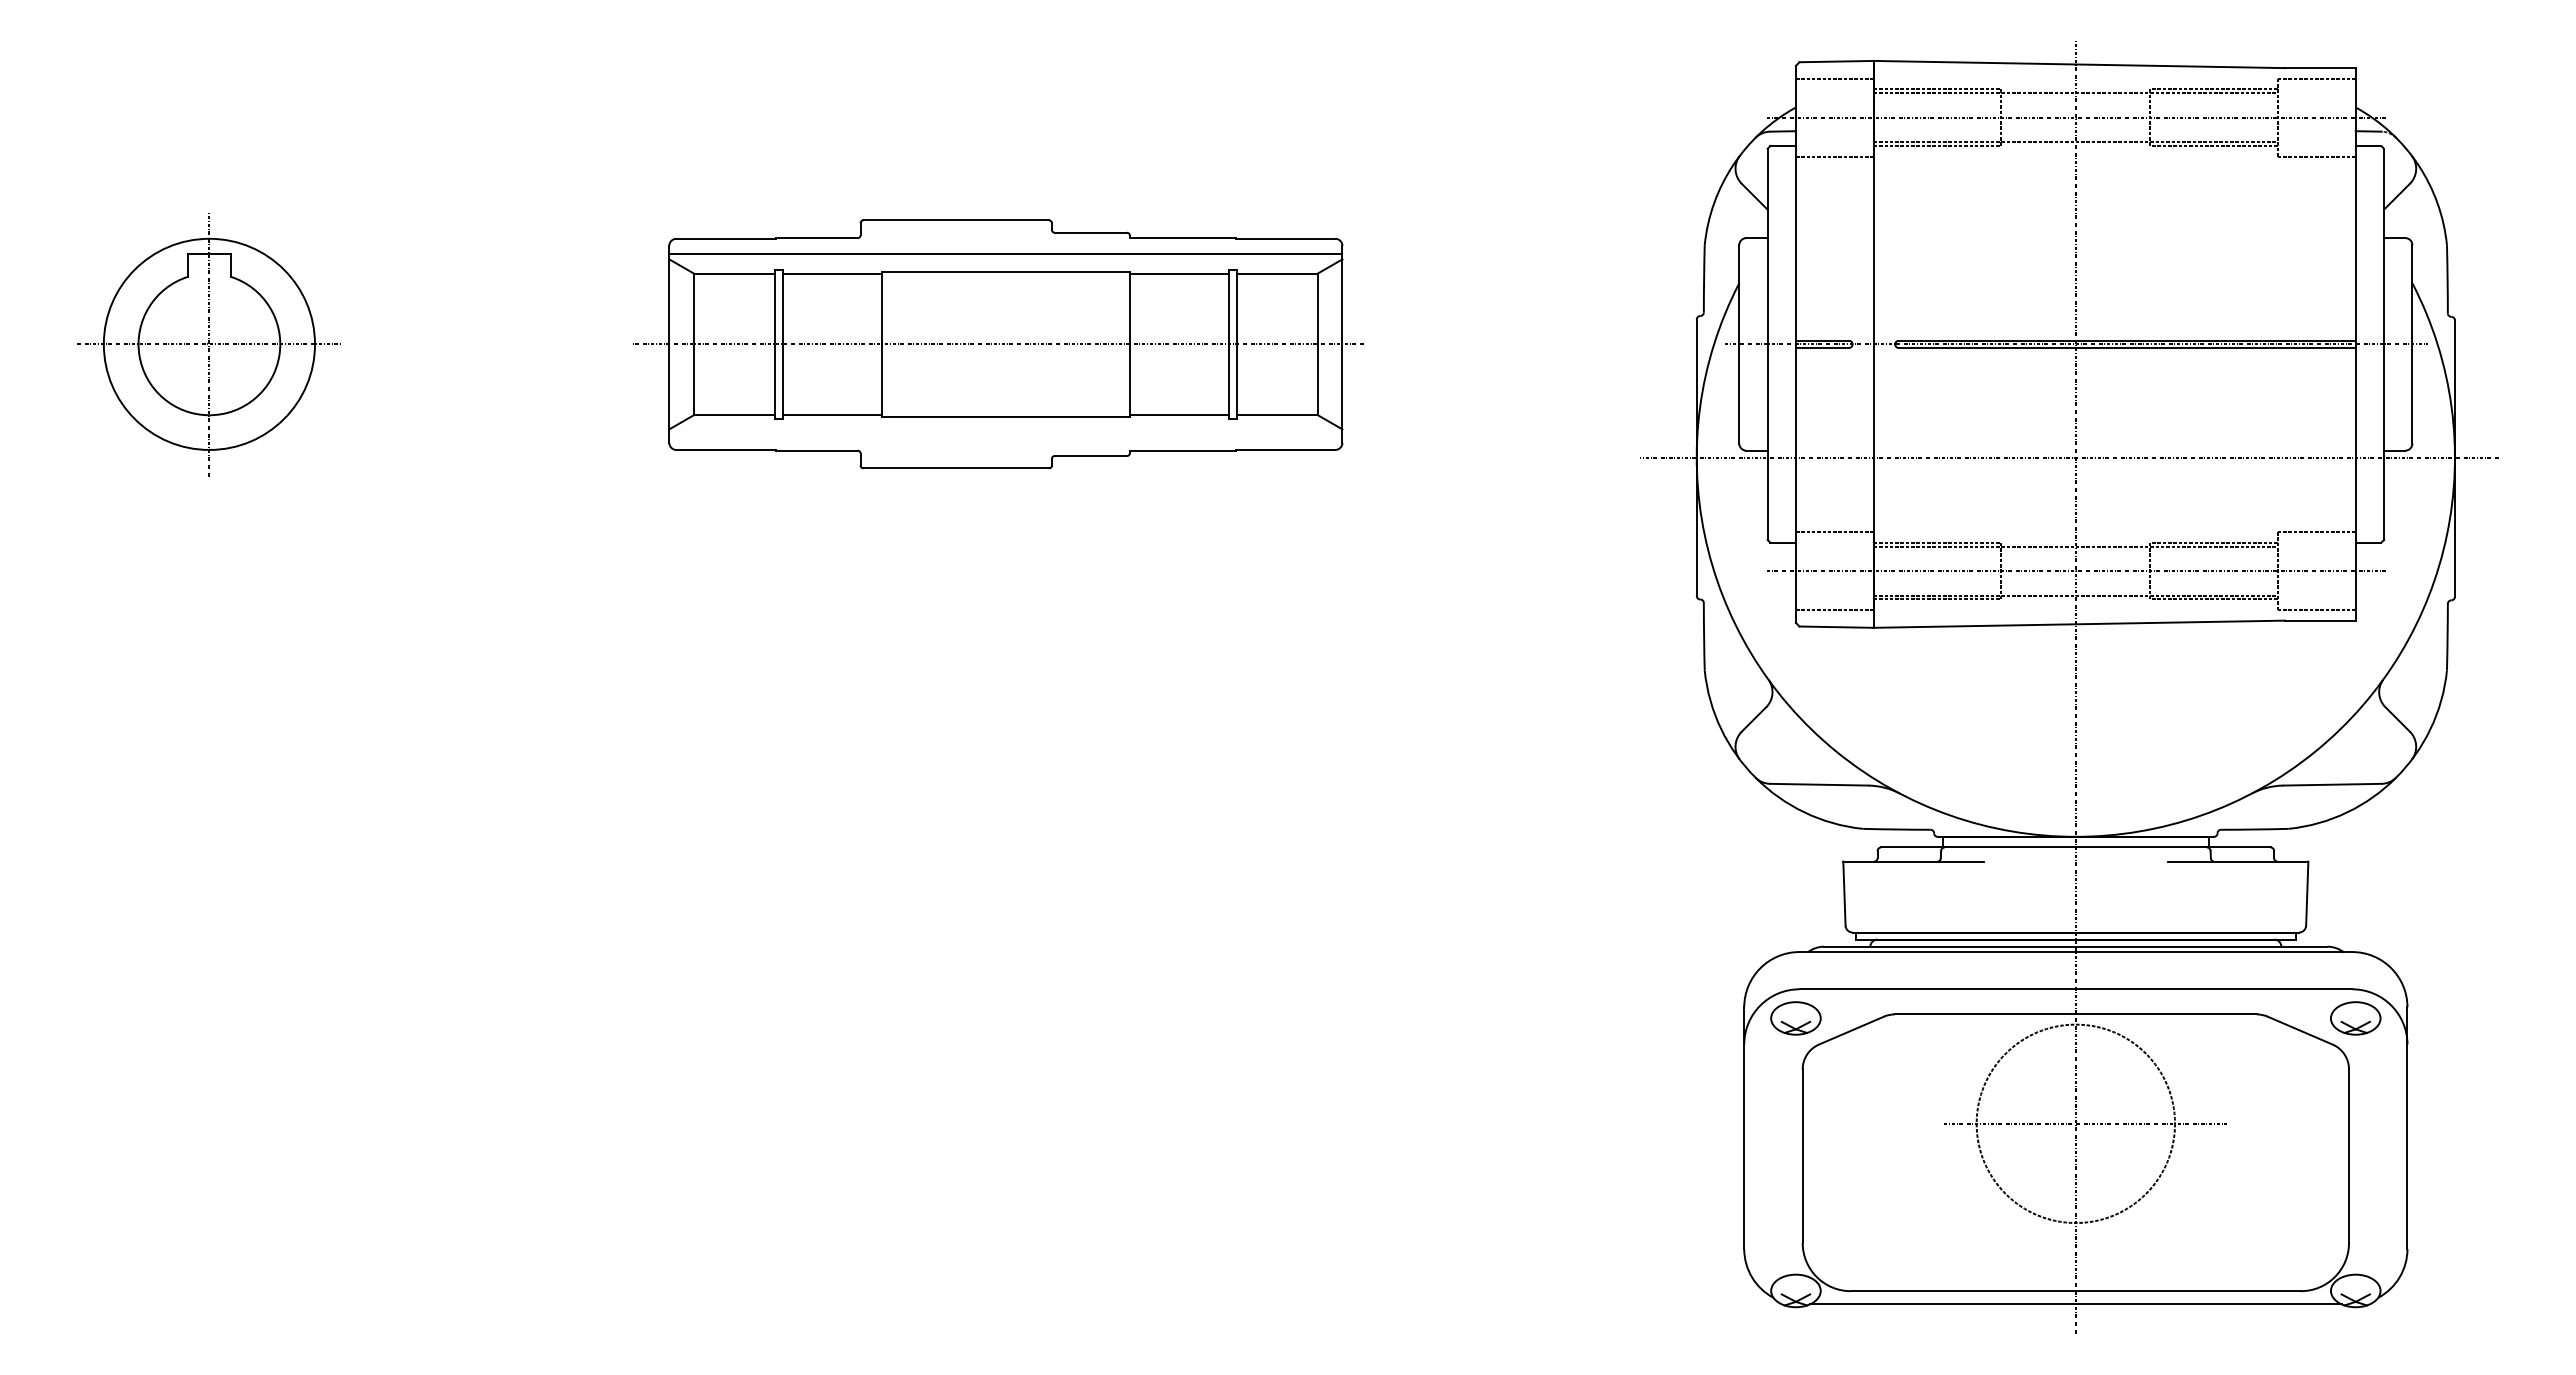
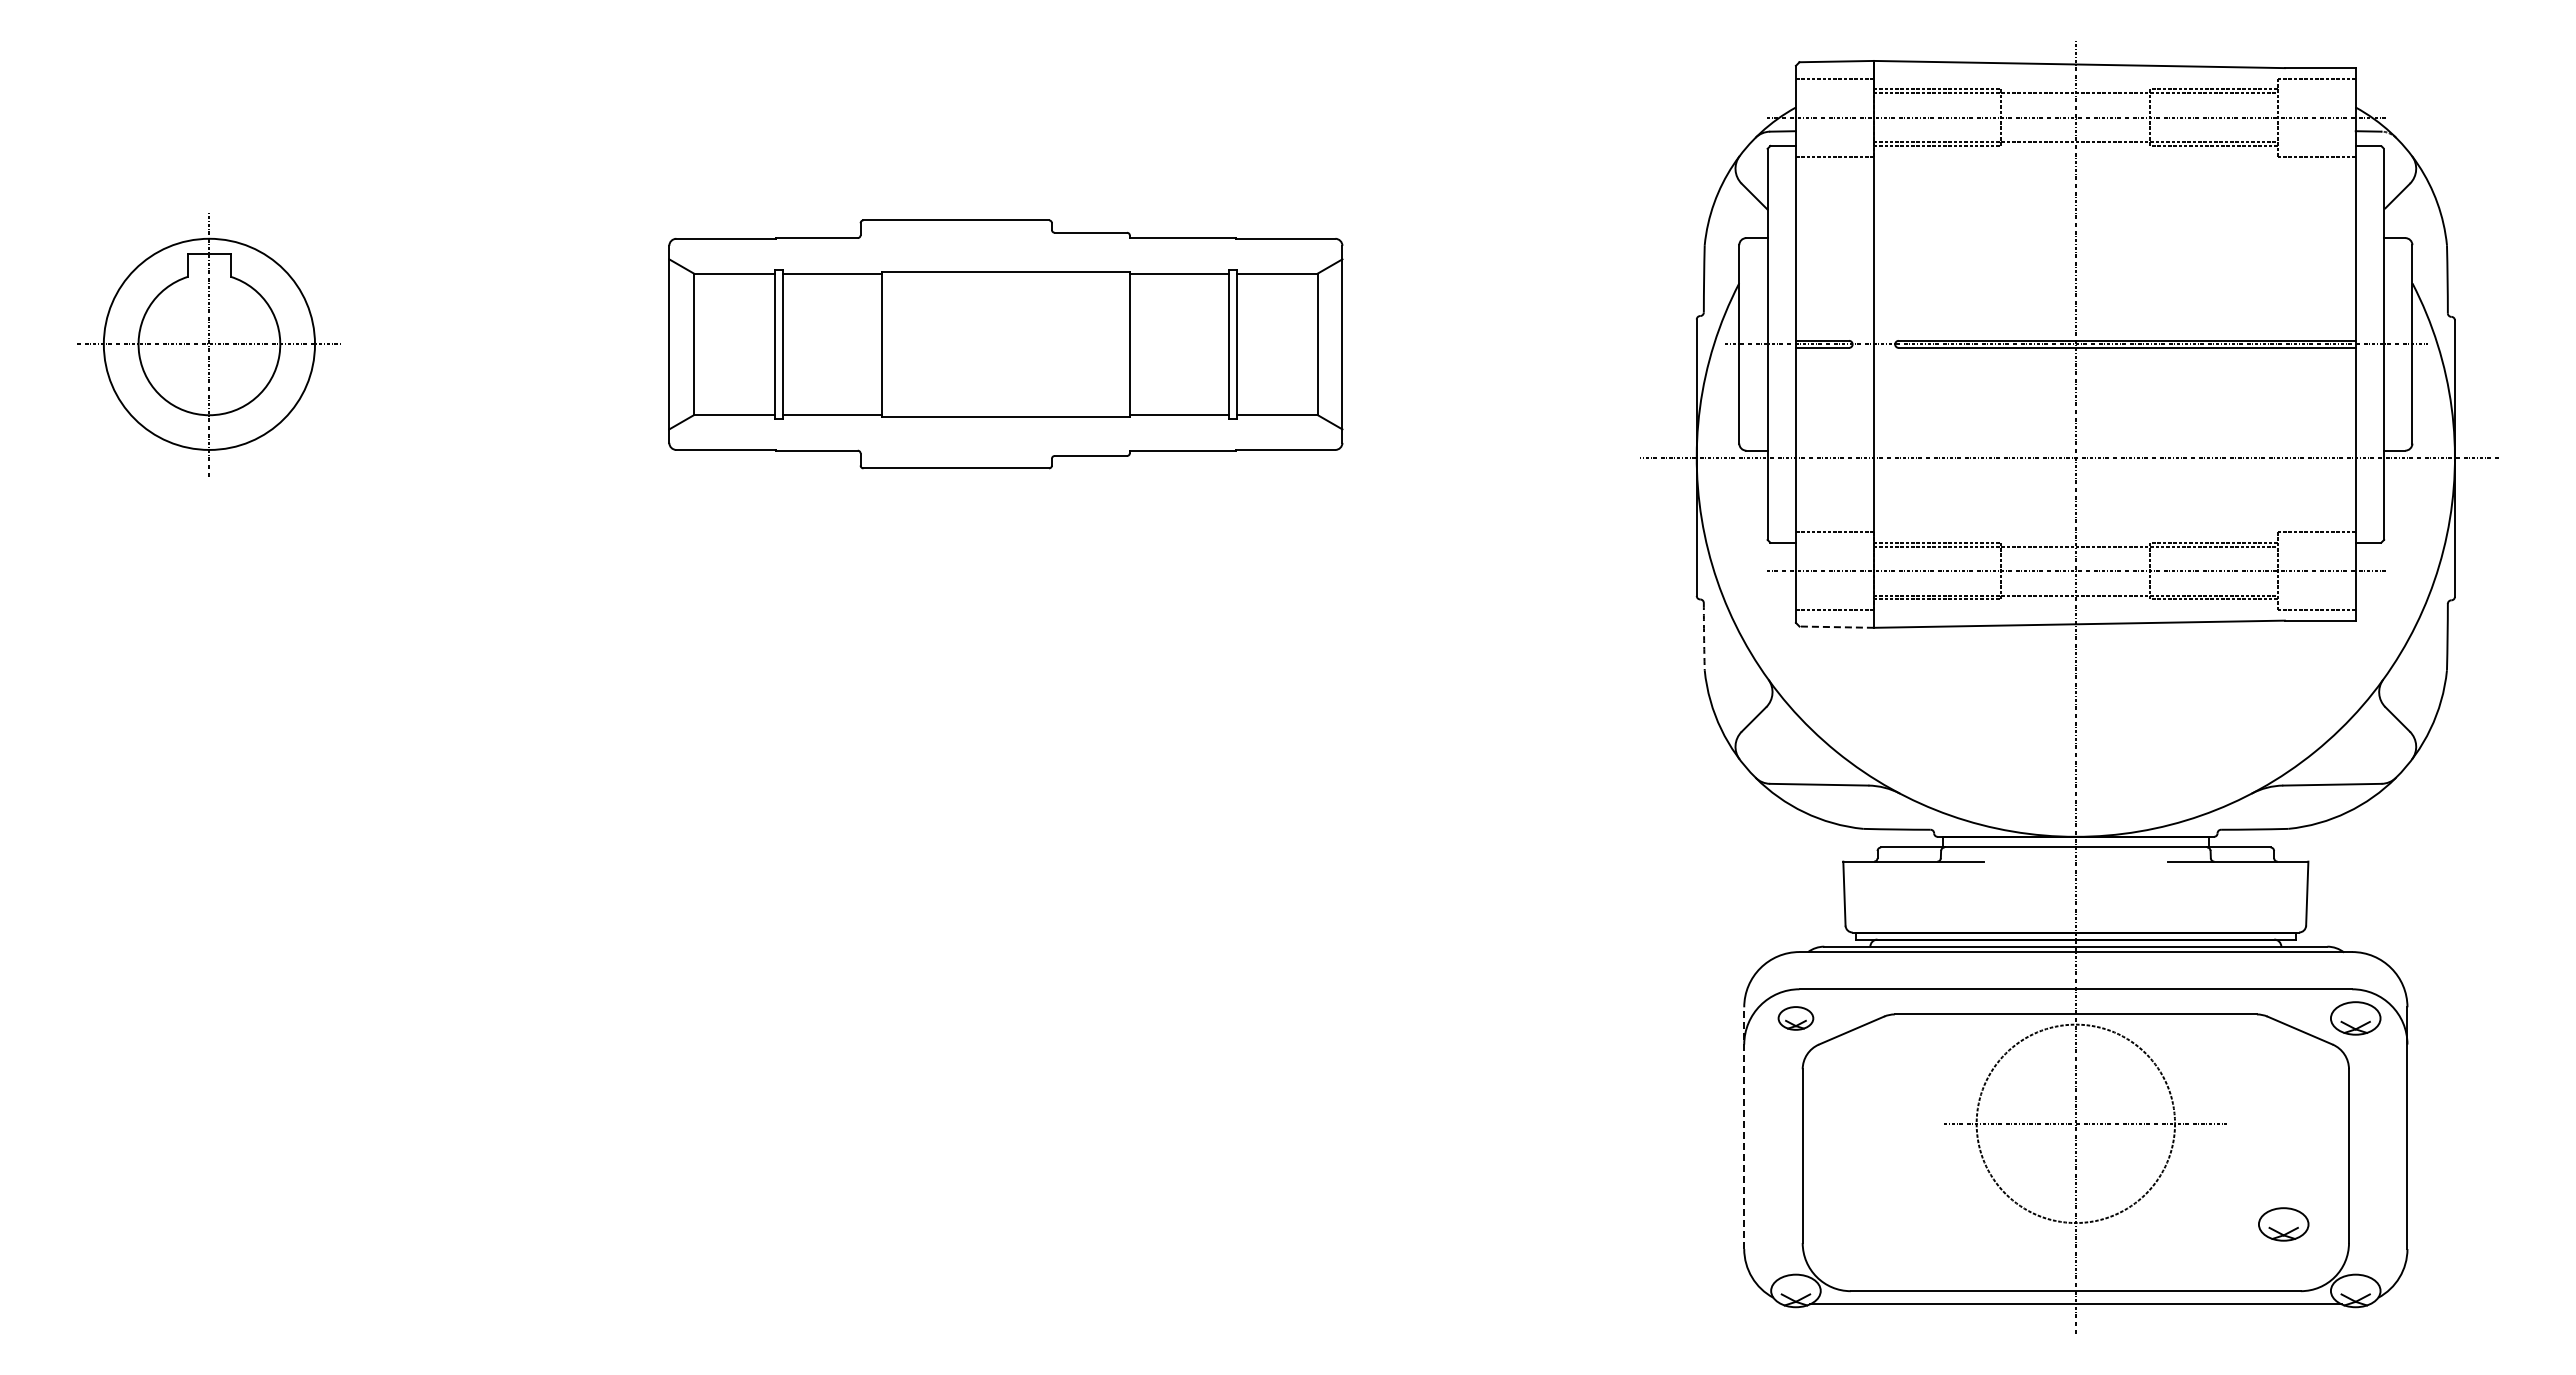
line: present -> none (1005, 253)
line: present -> none (998, 344)
line: solid -> dashed (1836, 627)
arc: solid -> dashed (1704, 636)
part size: 52x35 px -> 38x25 px (1795, 1018)
line: solid -> dashed (1744, 1128)
part: none -> present (2283, 1224)
